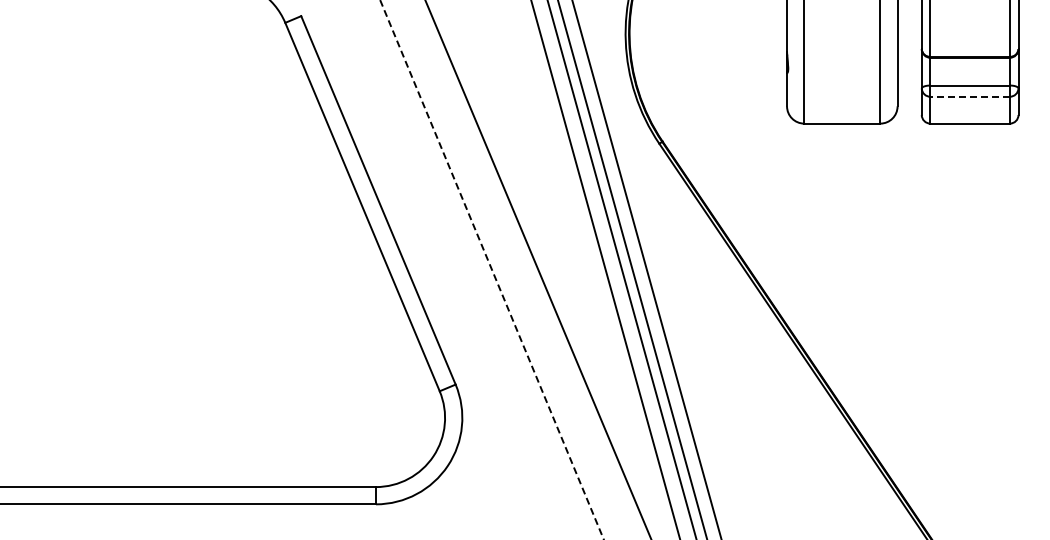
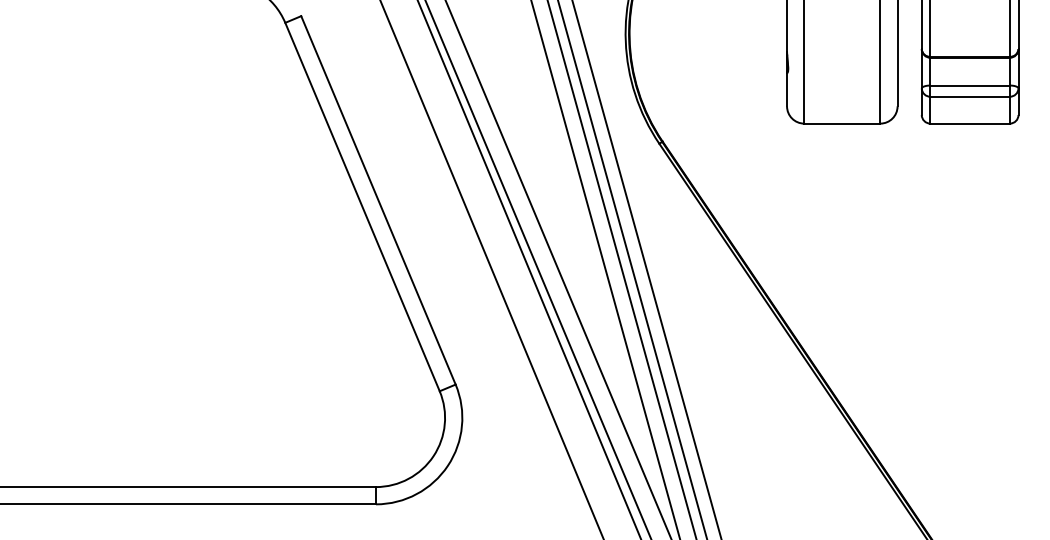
line: dashed -> solid (970, 96)
line: dashed -> solid (492, 269)
line: none -> present (528, 269)
line: none -> present (558, 269)
